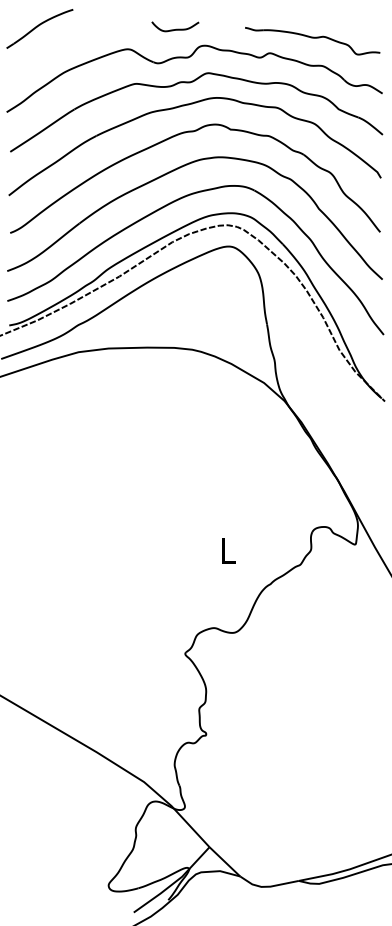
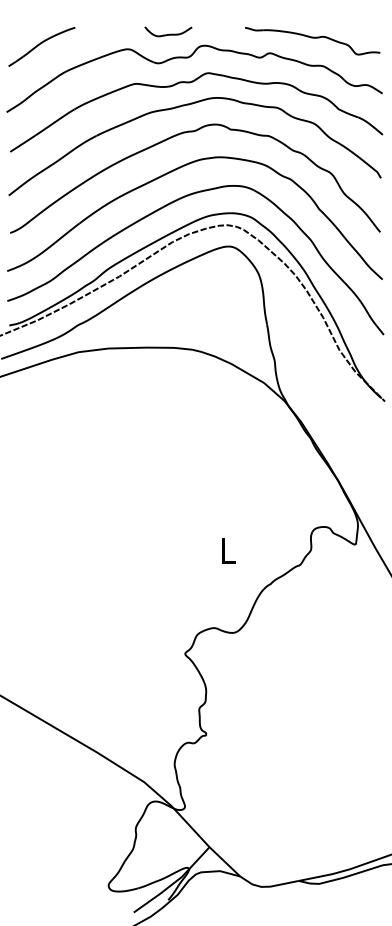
part position: (39, 28) -> (41, 46) (41, 46)
curve position: (176, 28) -> (169, 33) (169, 33)
